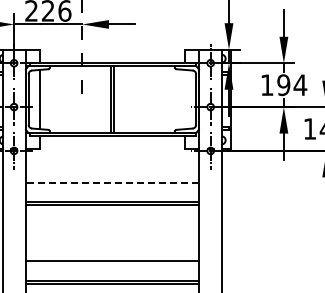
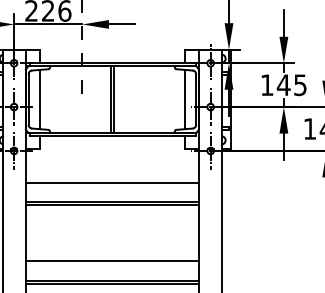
text: 194 -> 145 (291, 85)
line: none -> present (185, 99)
line: dashed -> solid (111, 182)
